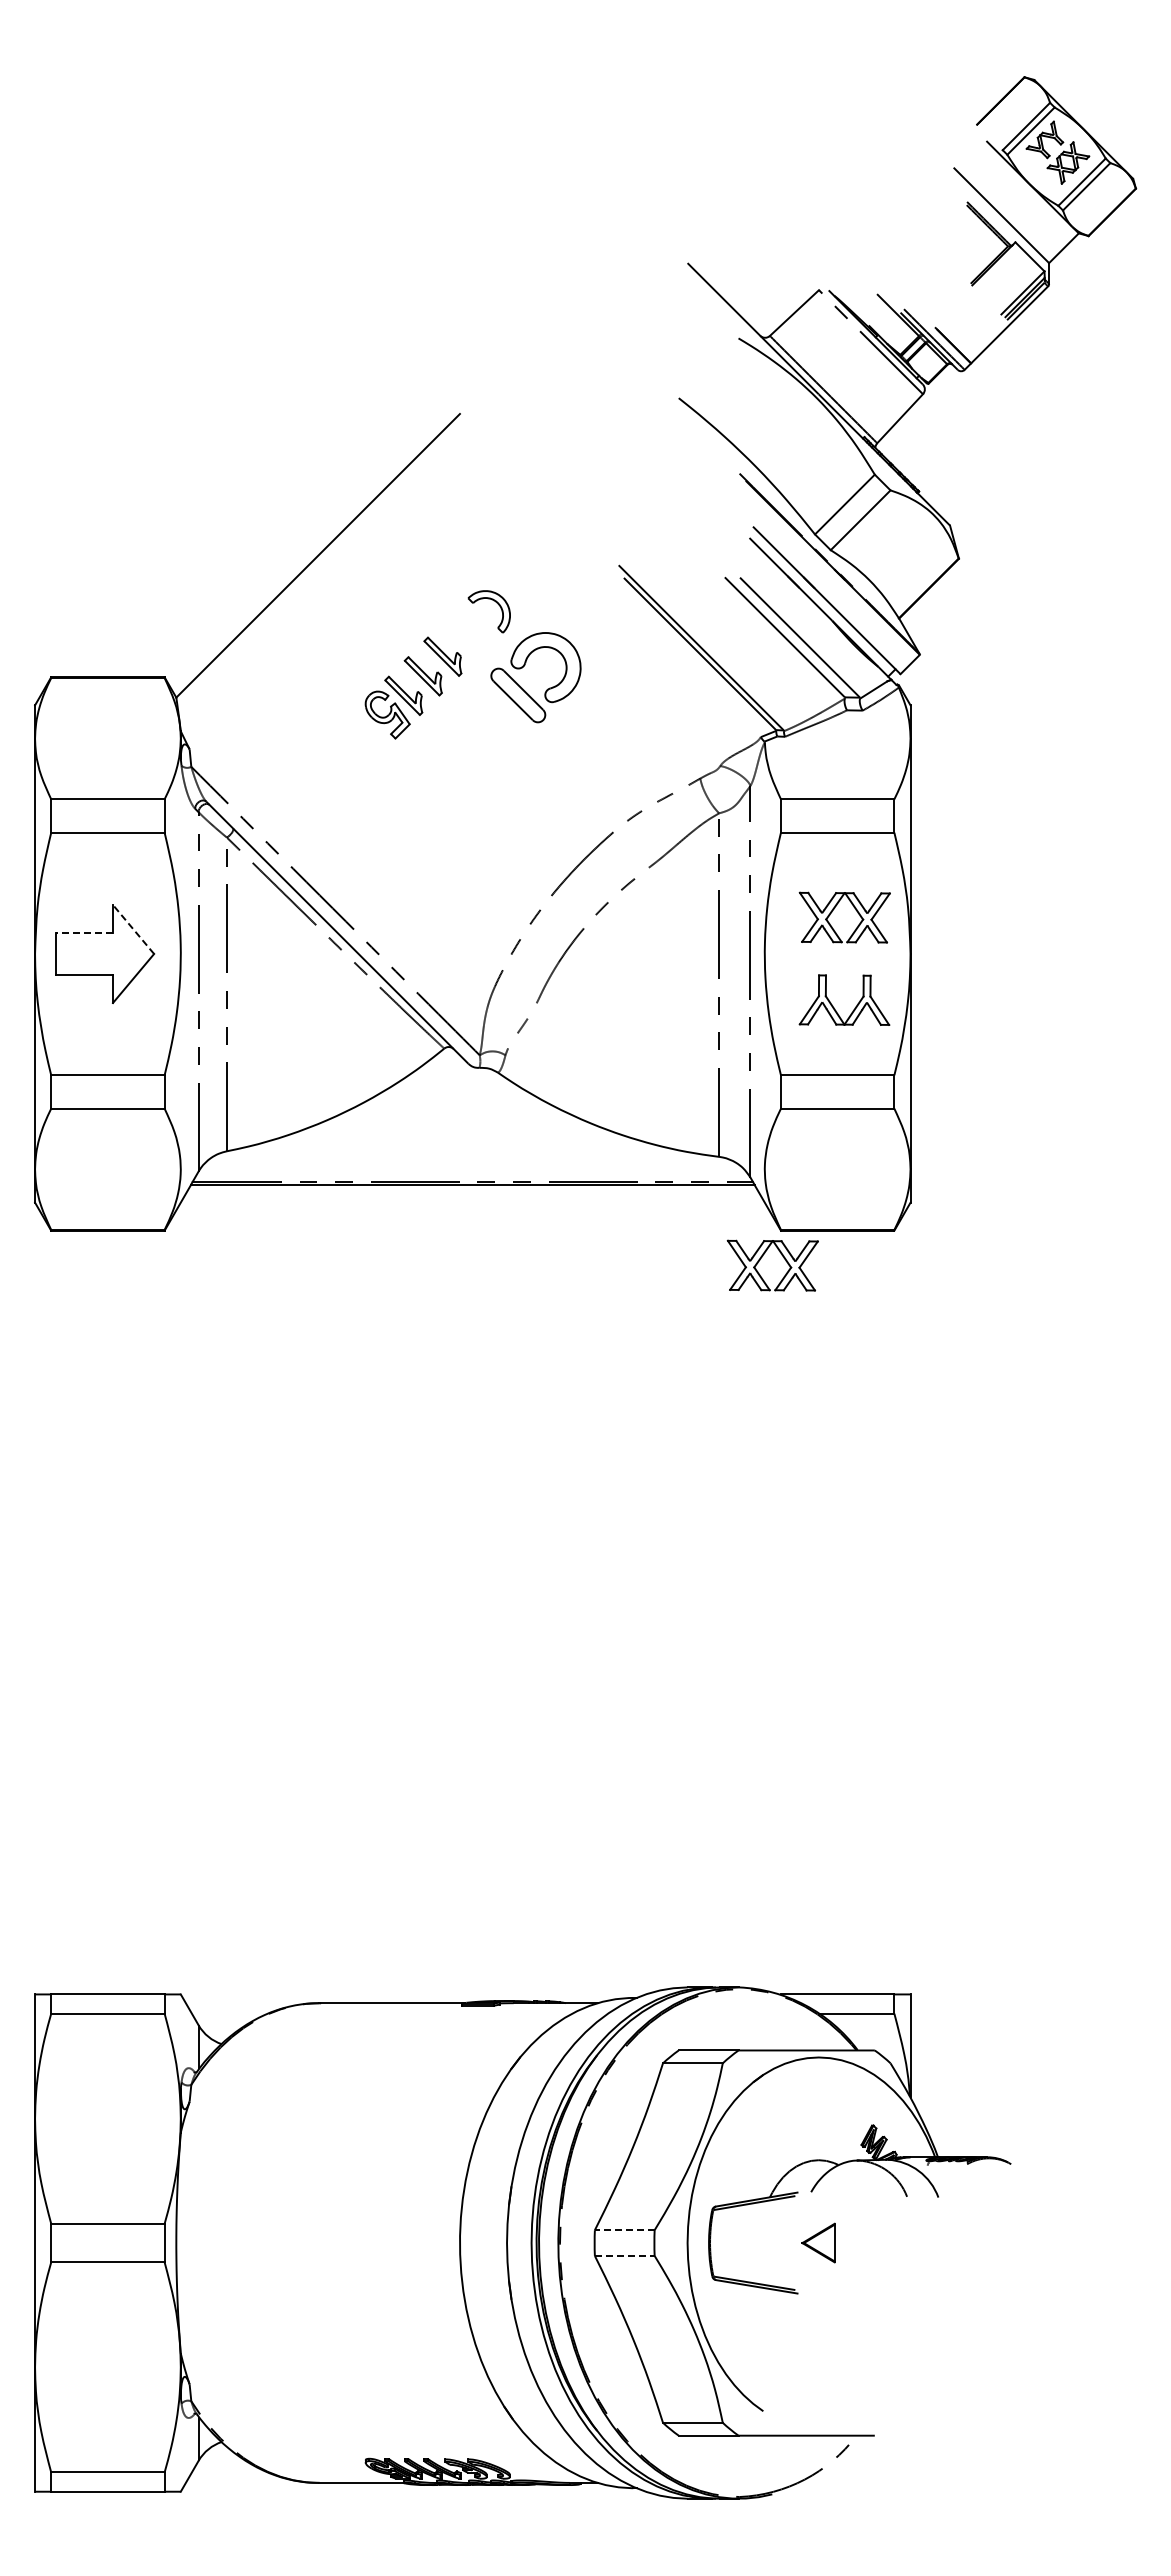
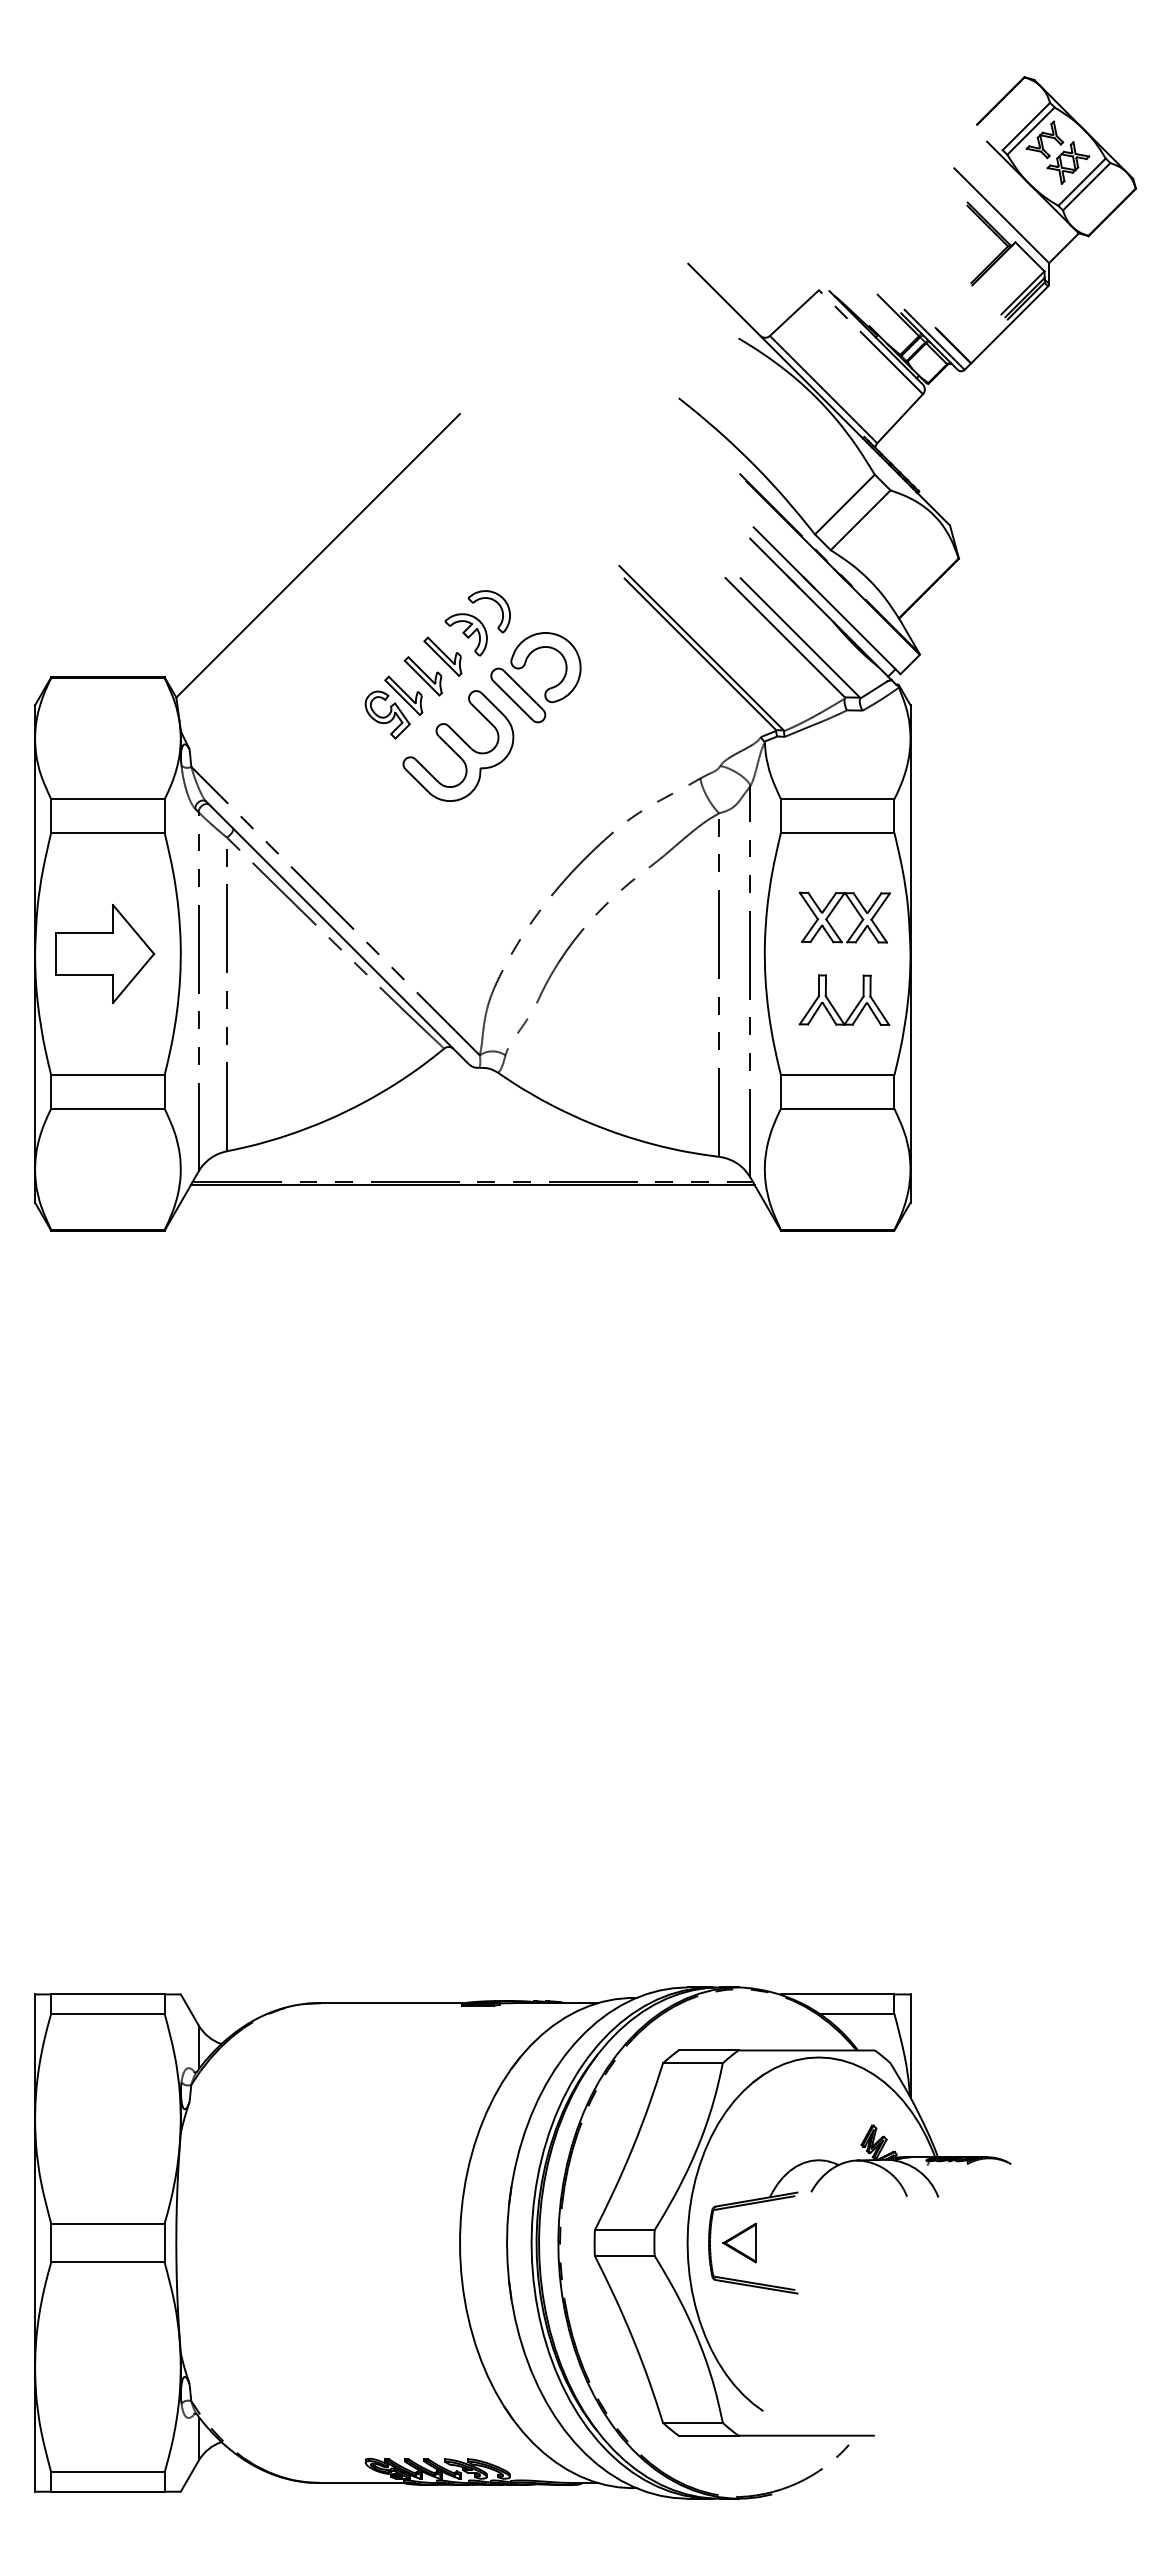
part: none -> present (465, 634)
part: none -> present (458, 745)
line: dashed -> solid (133, 929)
line: dashed -> solid (84, 933)
part: present -> none (763, 1256)
line: dashed -> solid (624, 2230)
part position: (818, 2242) -> (739, 2242) (739, 2242)
line: dashed -> solid (624, 2255)
